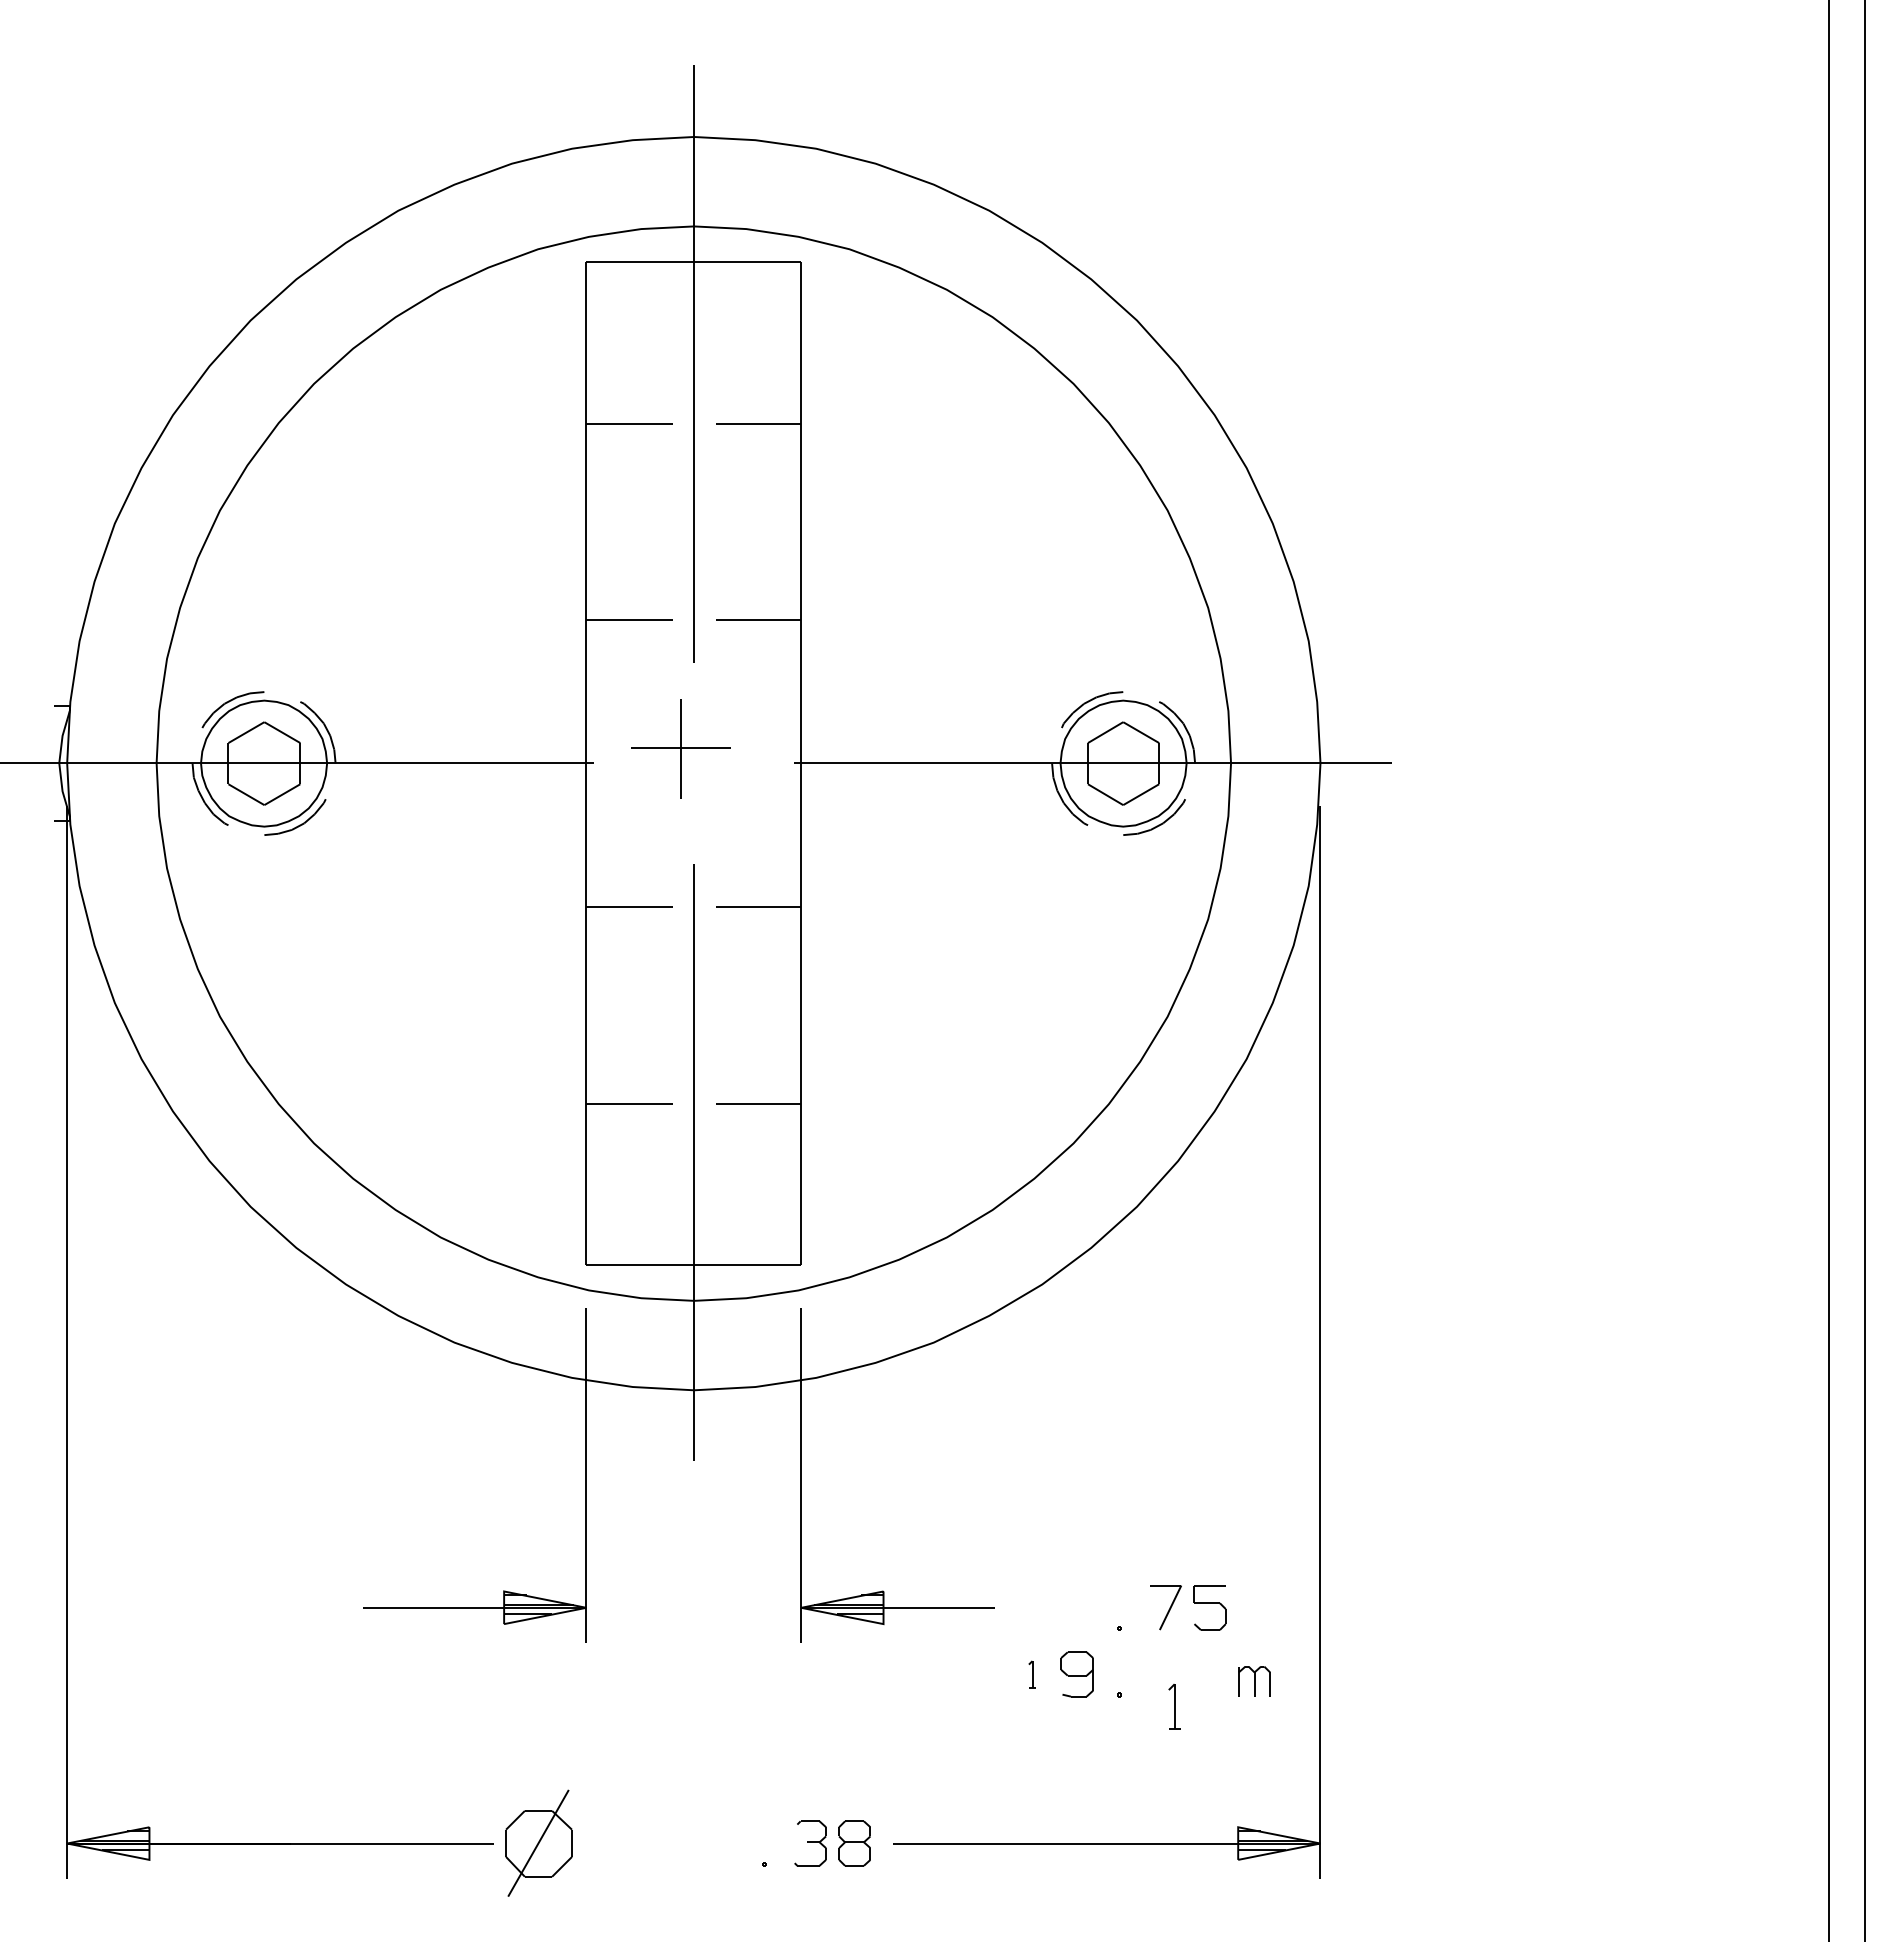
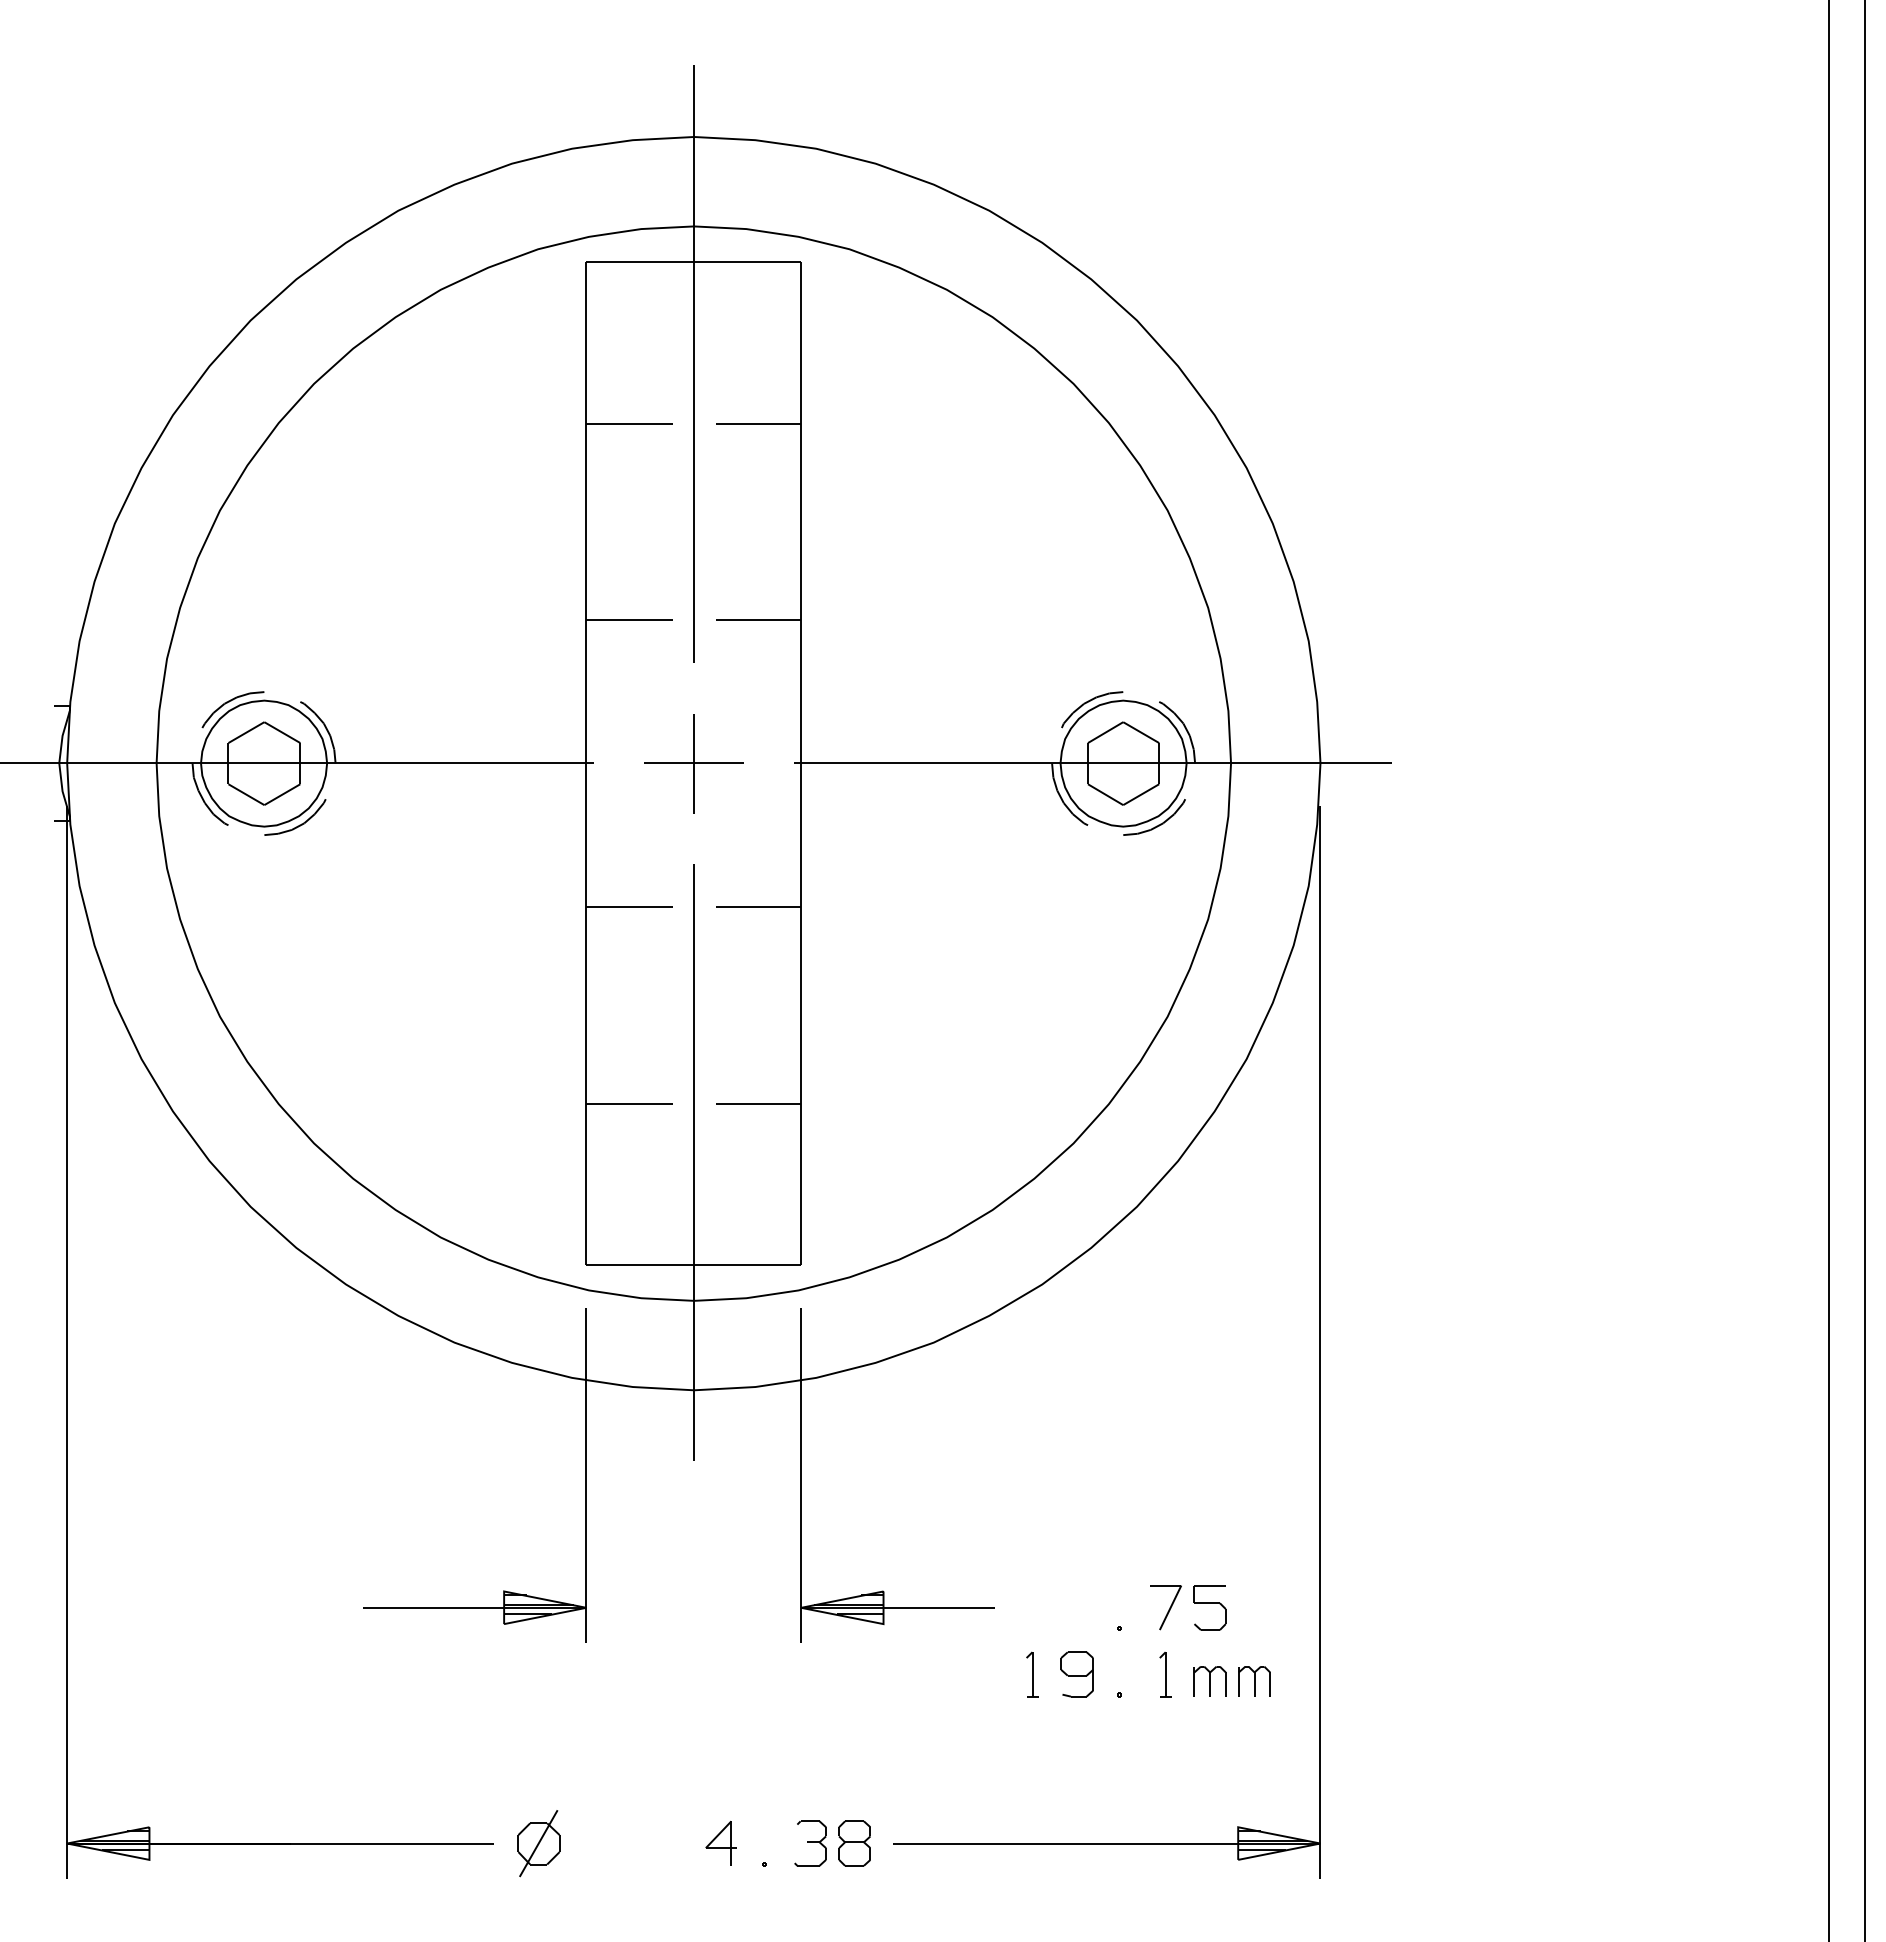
part position: (680, 748) -> (693, 763) (693, 763)
part size: 8x29 px -> 13x47 px (1032, 1674)
part: none -> present (1209, 1681)
part position: (1174, 1706) -> (1165, 1674) (1165, 1674)
part size: 68x108 px -> 44x68 px (538, 1843)
part: none -> present (720, 1843)
